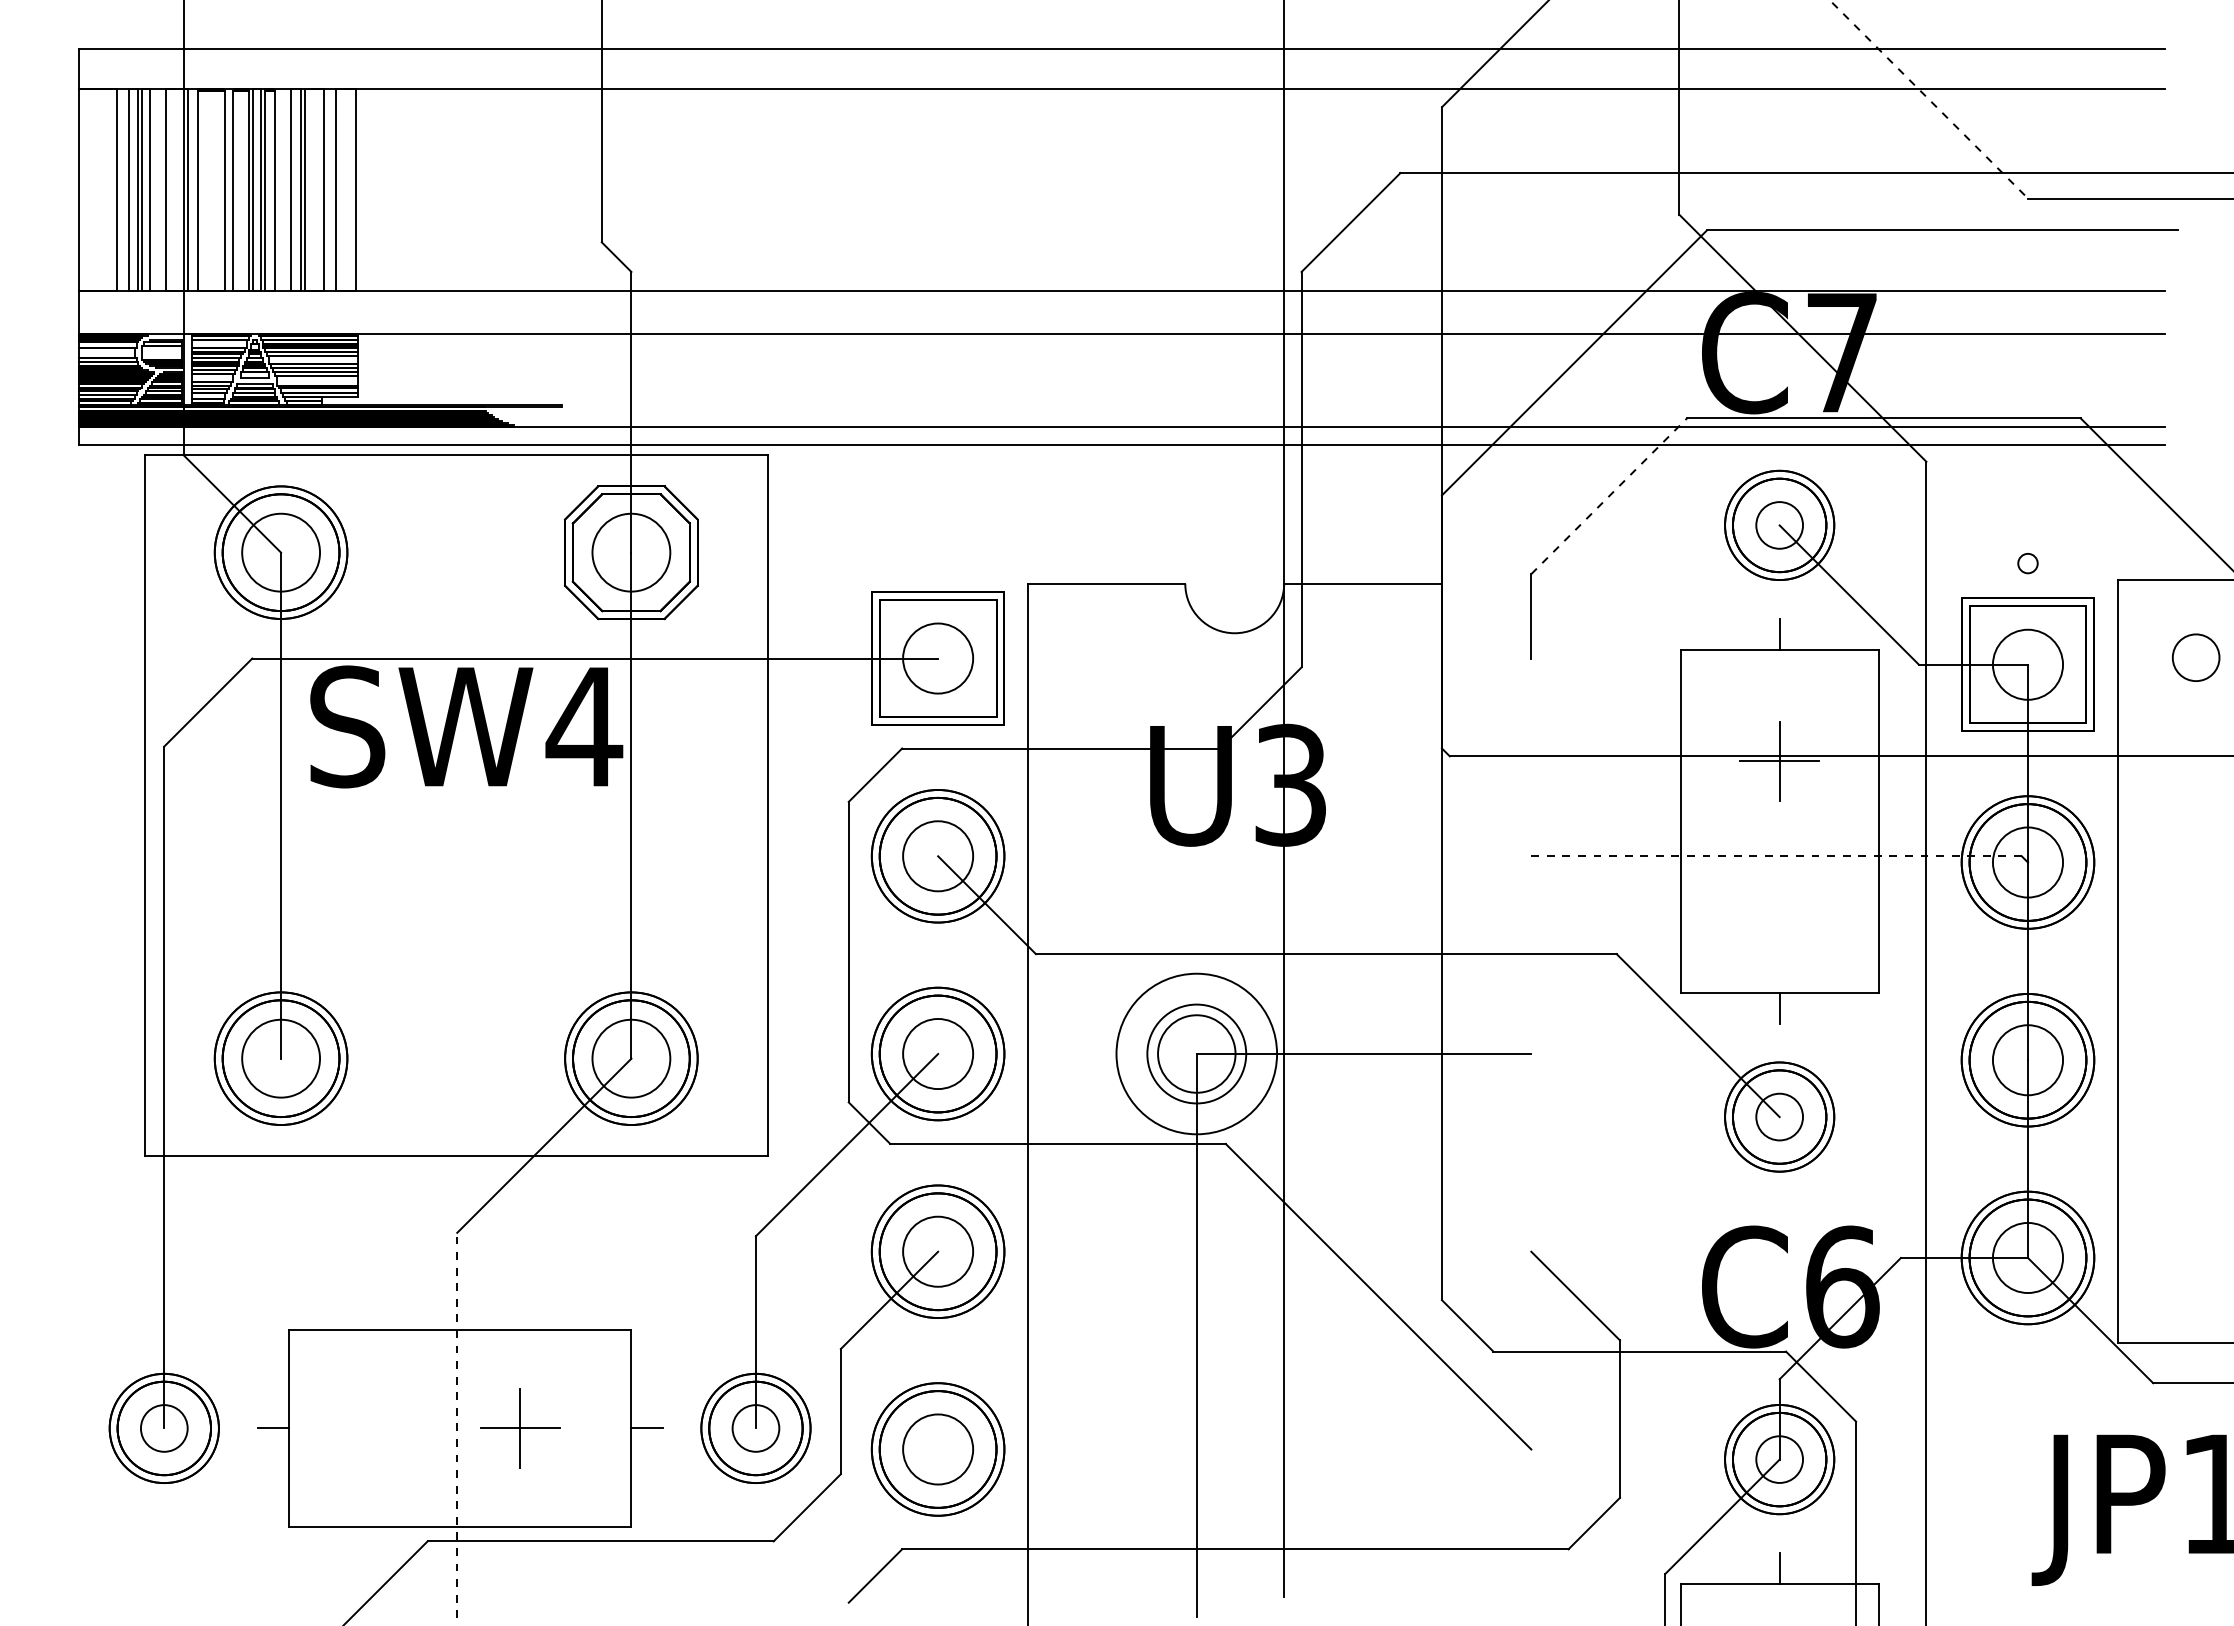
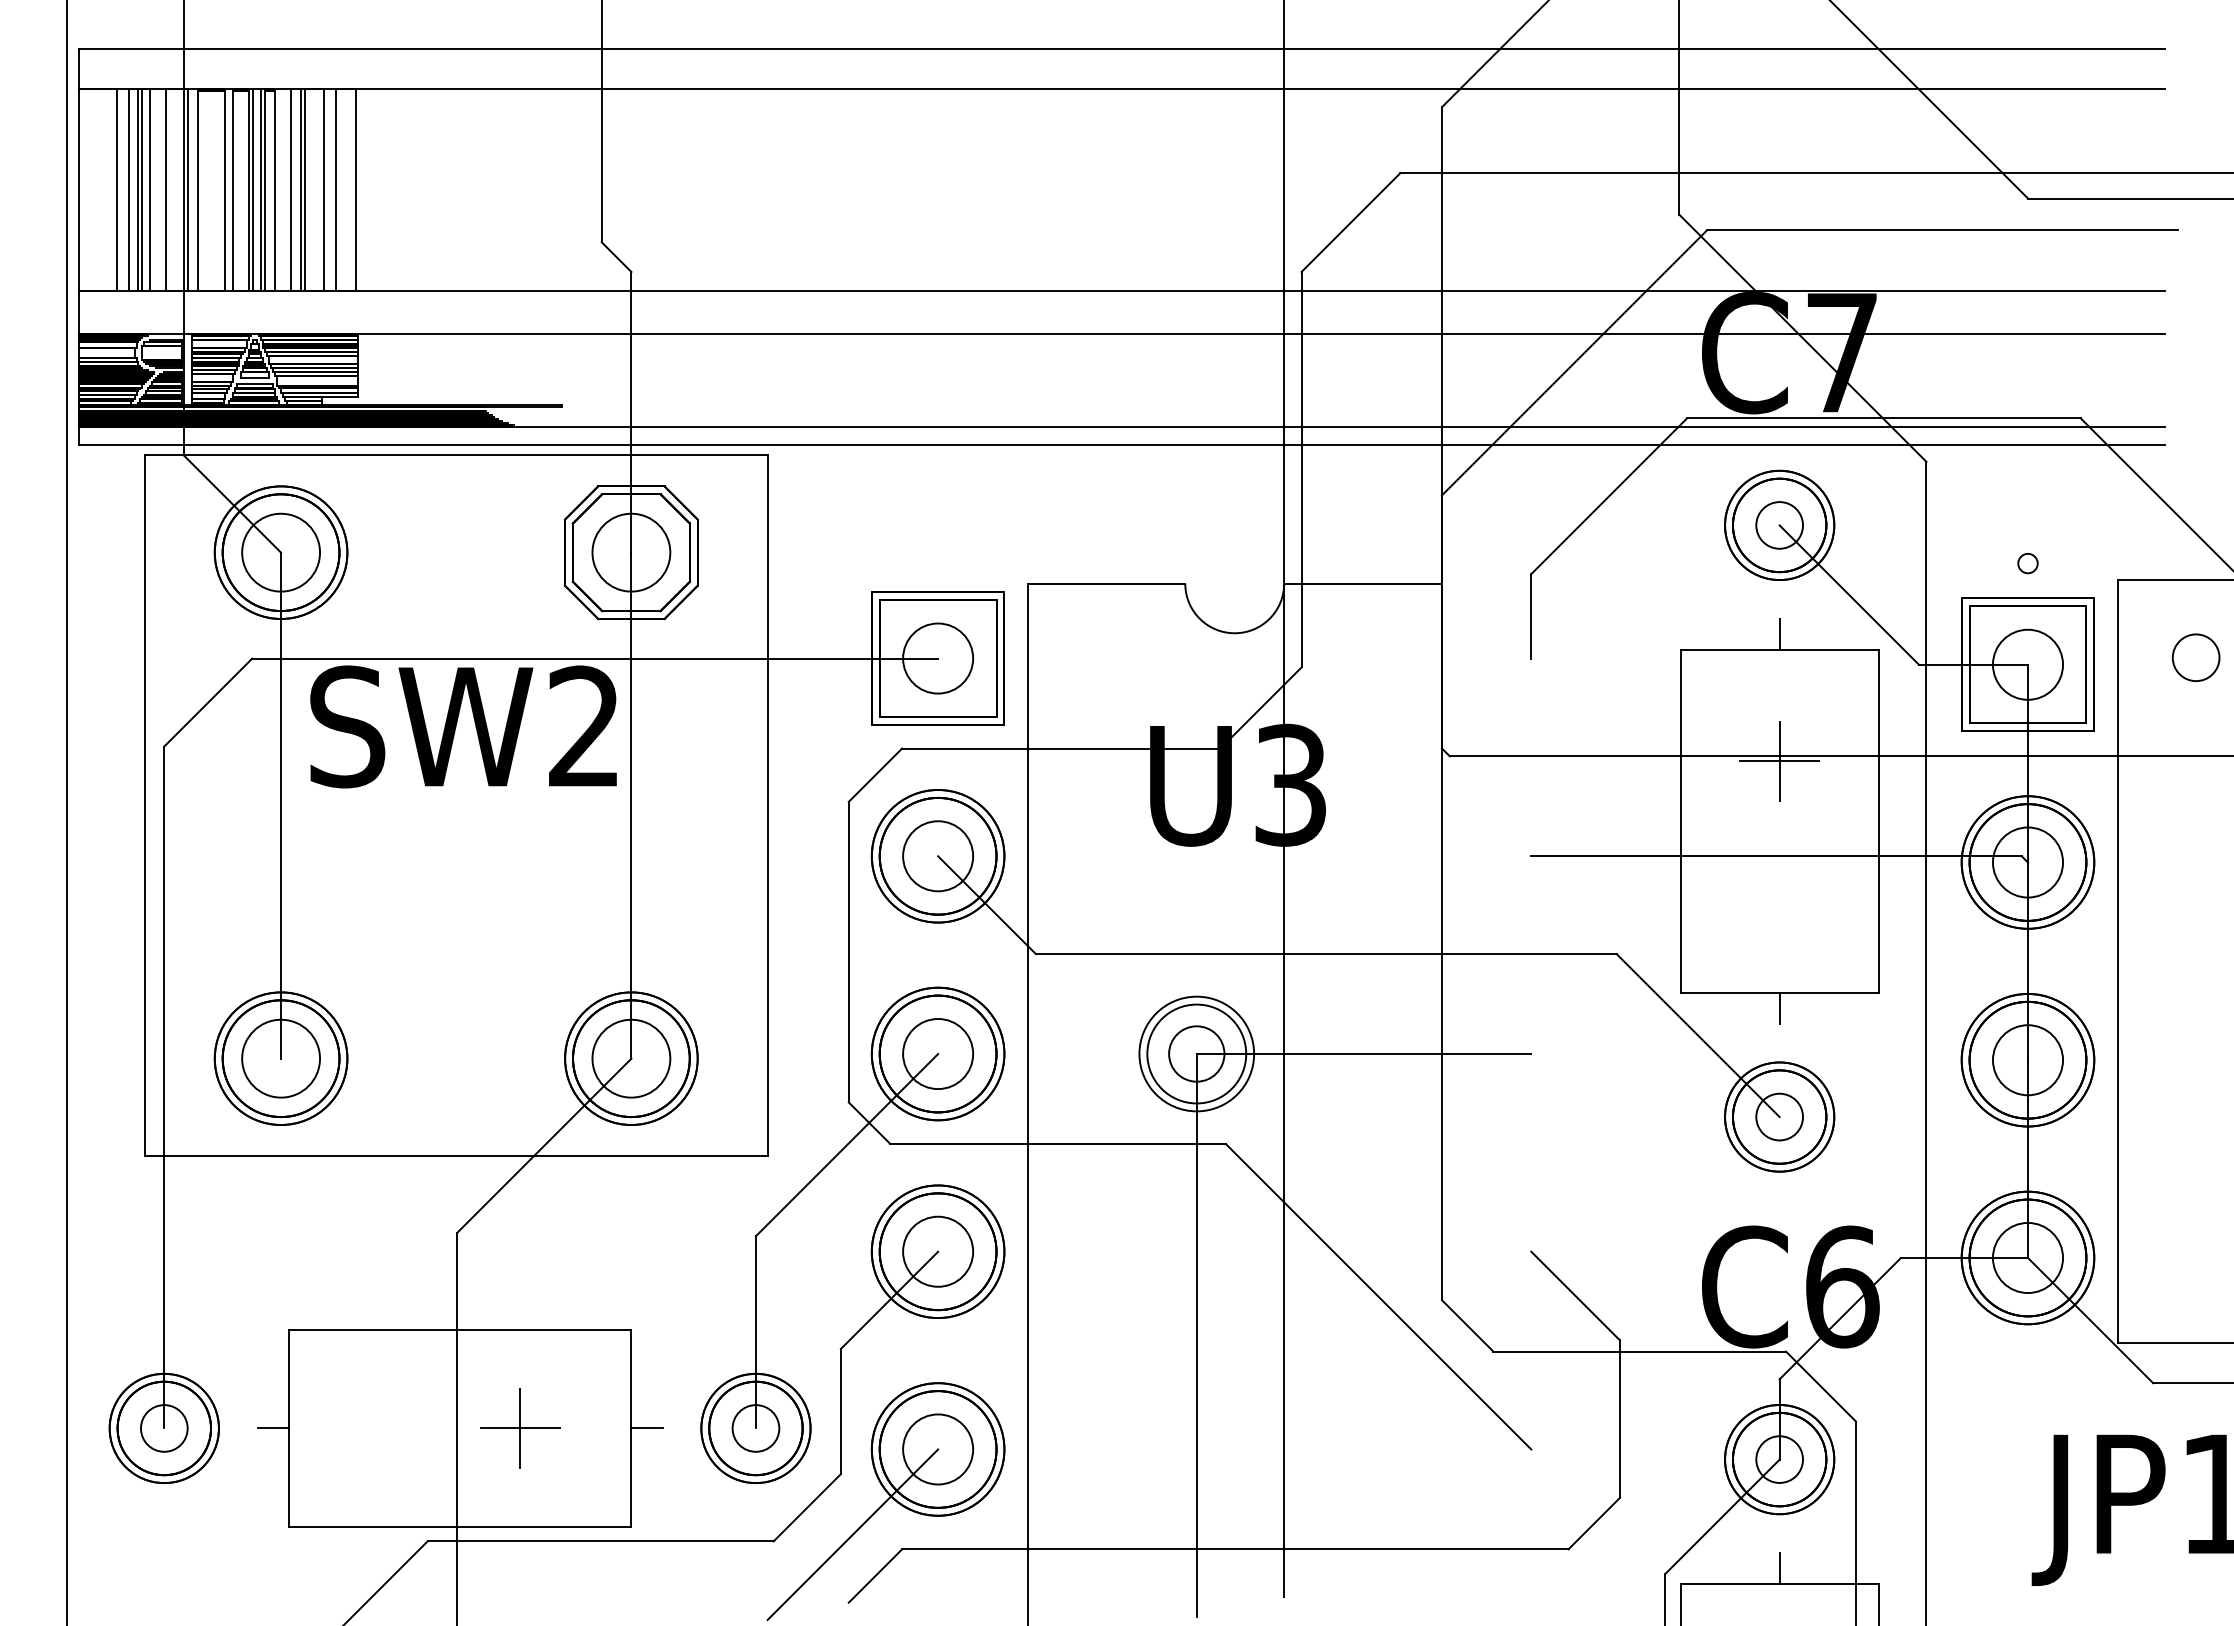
line: dashed -> solid (1929, 99)
line: dashed -> solid (1609, 495)
text: SW4 -> SW2 (584, 725)
line: none -> present (67, 812)
line: dashed -> solid (1777, 856)
circle diameter: 161 px -> 115 px (1196, 1053)
circle diameter: 78 px -> 55 px (1196, 1053)
line: dashed -> solid (457, 1428)
line: none -> present (852, 1534)
